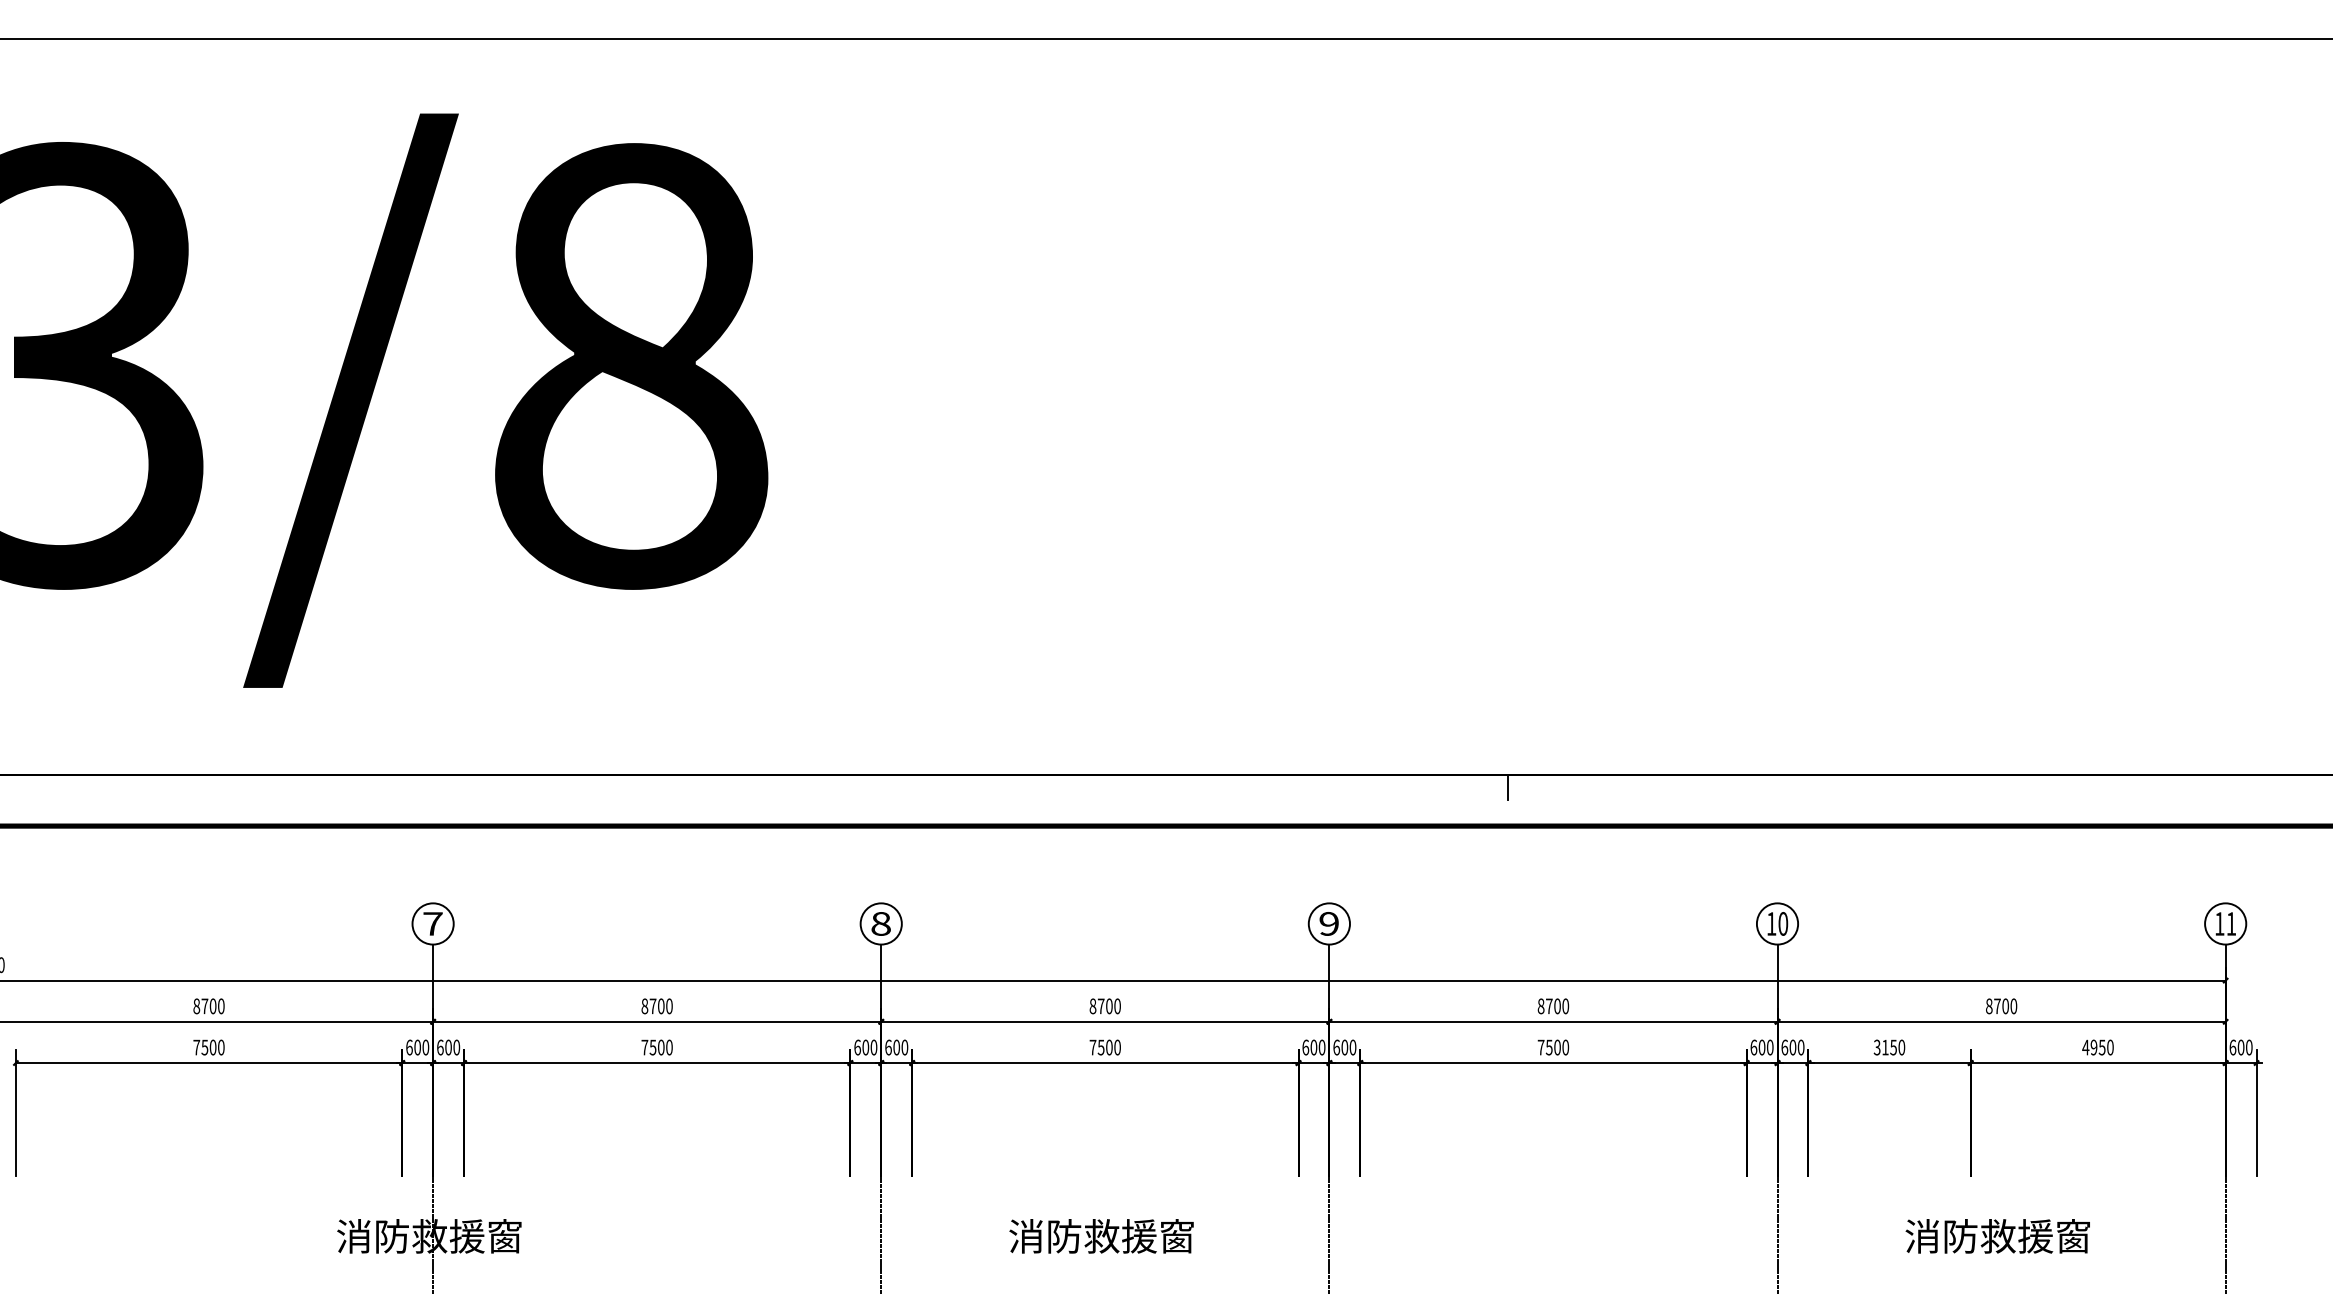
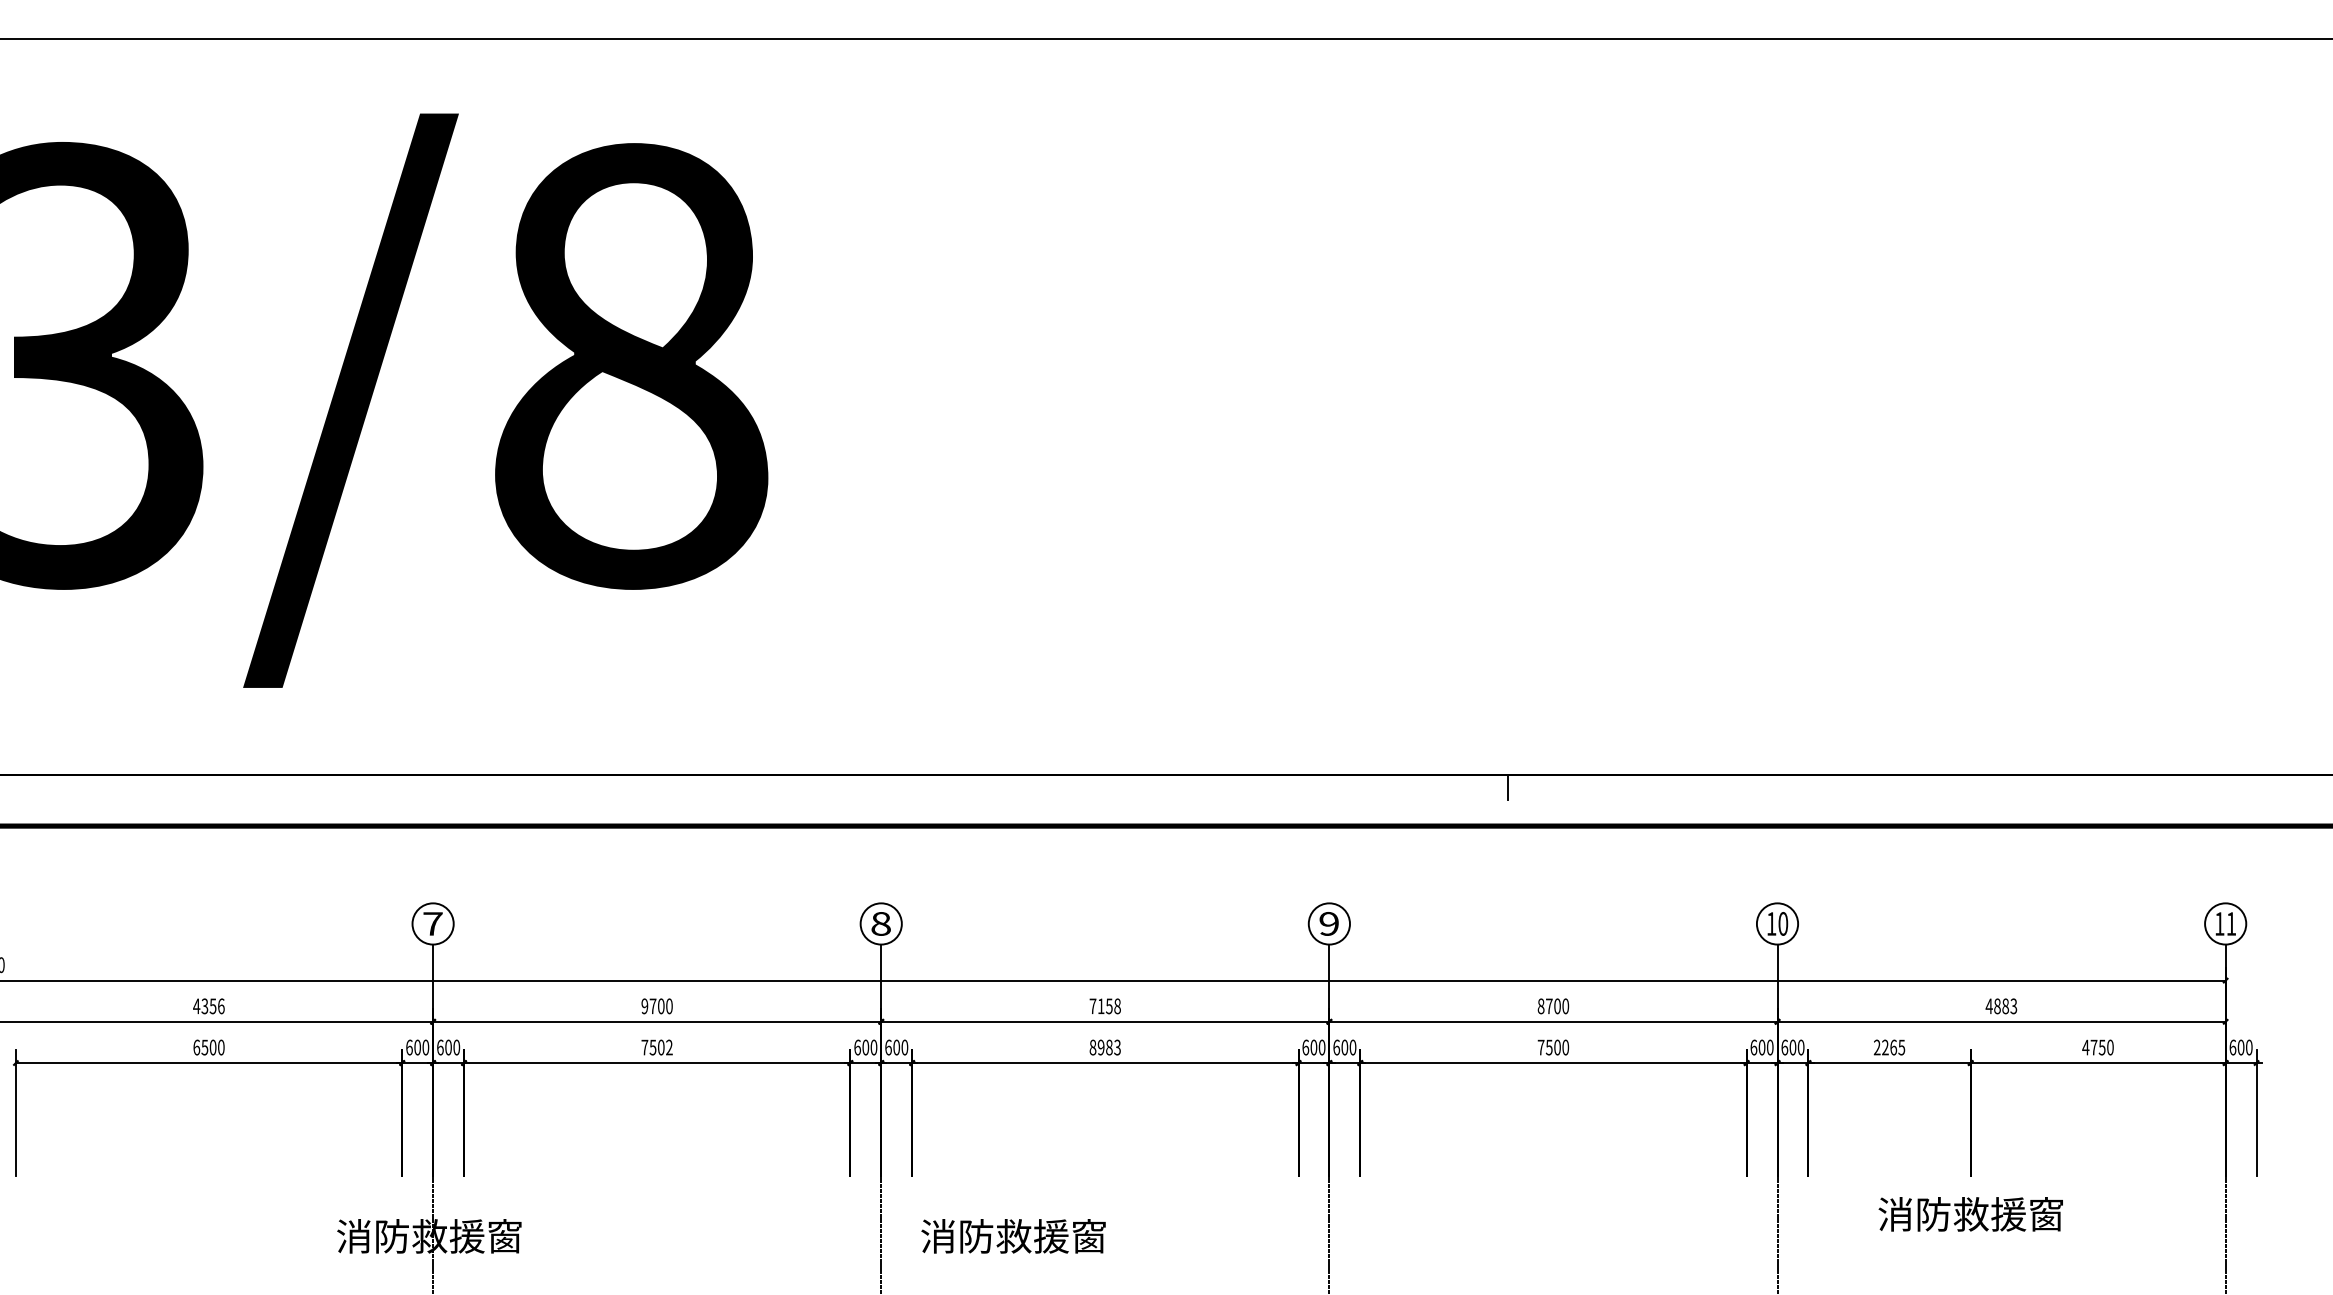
text: 8700 -> 4356 (208, 1006)
text: 8700 -> 9700 (644, 1006)
text: 8700 -> 7158 (1104, 1006)
text: 8700 -> 4883 (2001, 1006)
text: 7500 -> 6500 (196, 1047)
text: 7500 -> 7502 (669, 1047)
text: 7500 -> 8983 (1104, 1047)
text: 3150 -> 2265 (1889, 1047)
text: 4950 -> 4750 (2093, 1047)
text position: (1101, 1236) -> (1013, 1236) (1013, 1236)
text position: (1997, 1236) -> (1970, 1214) (1970, 1214)
